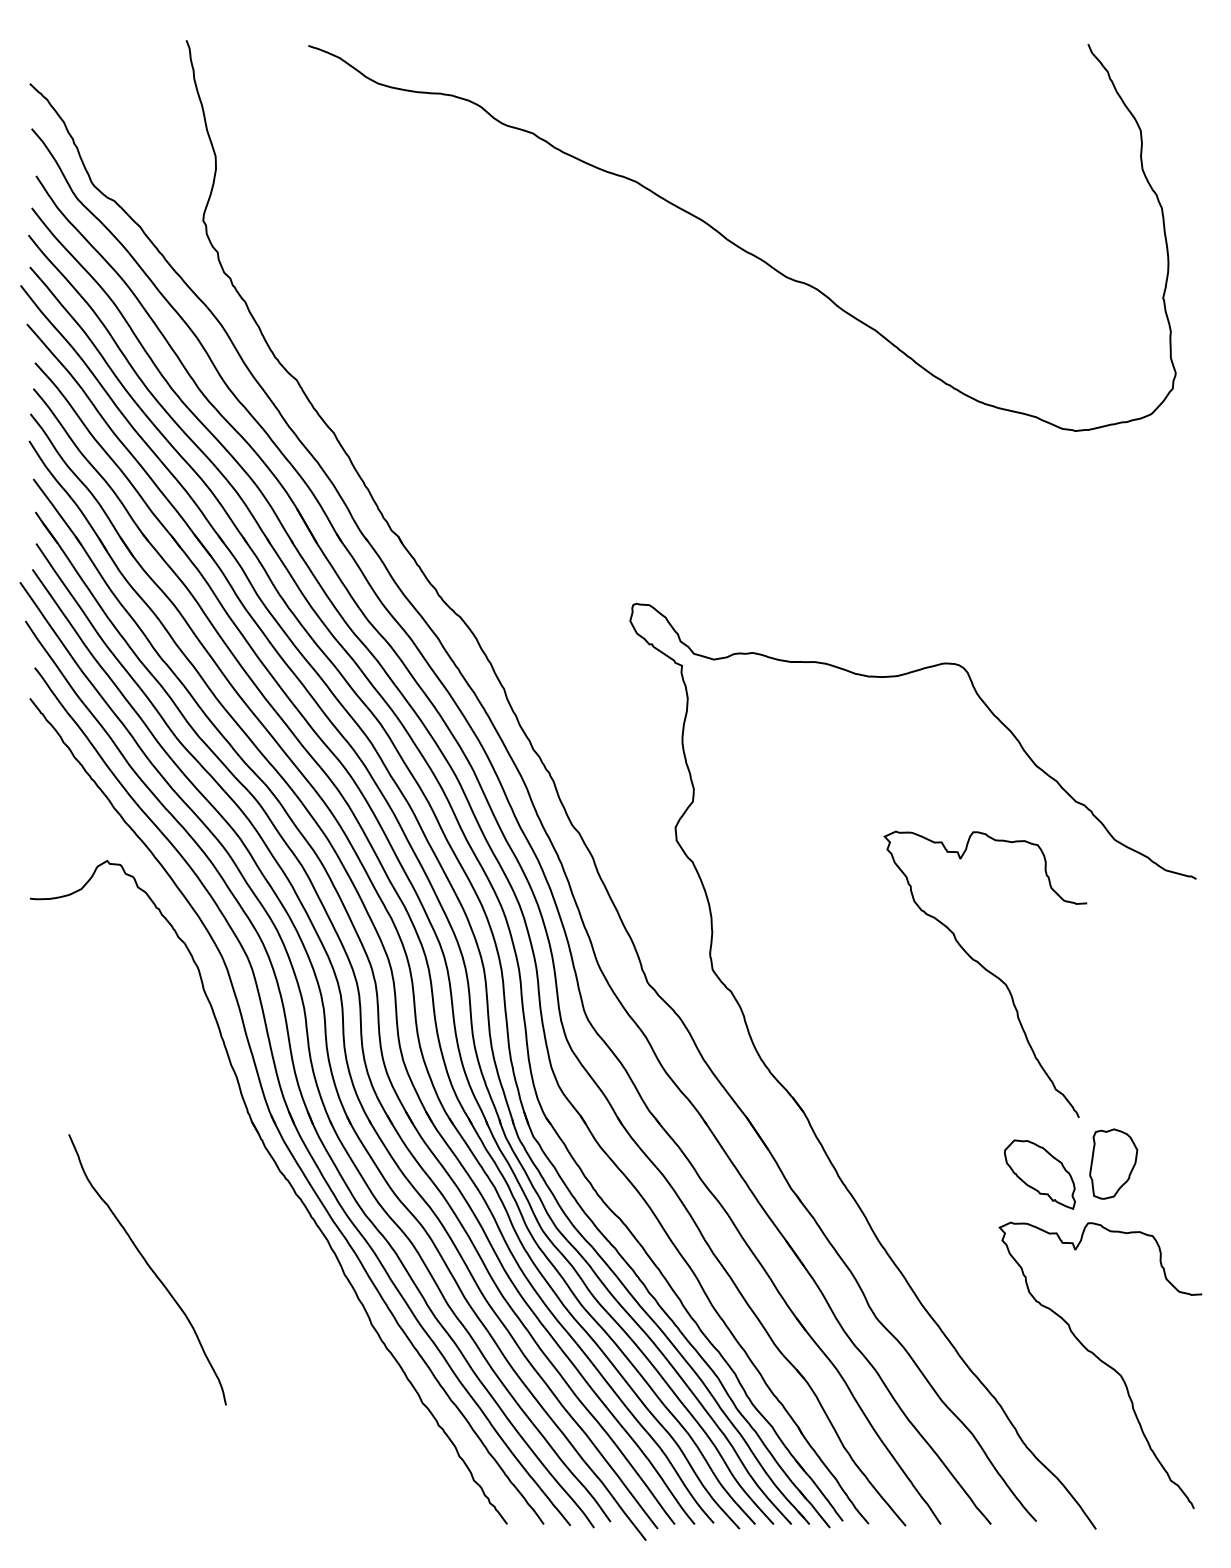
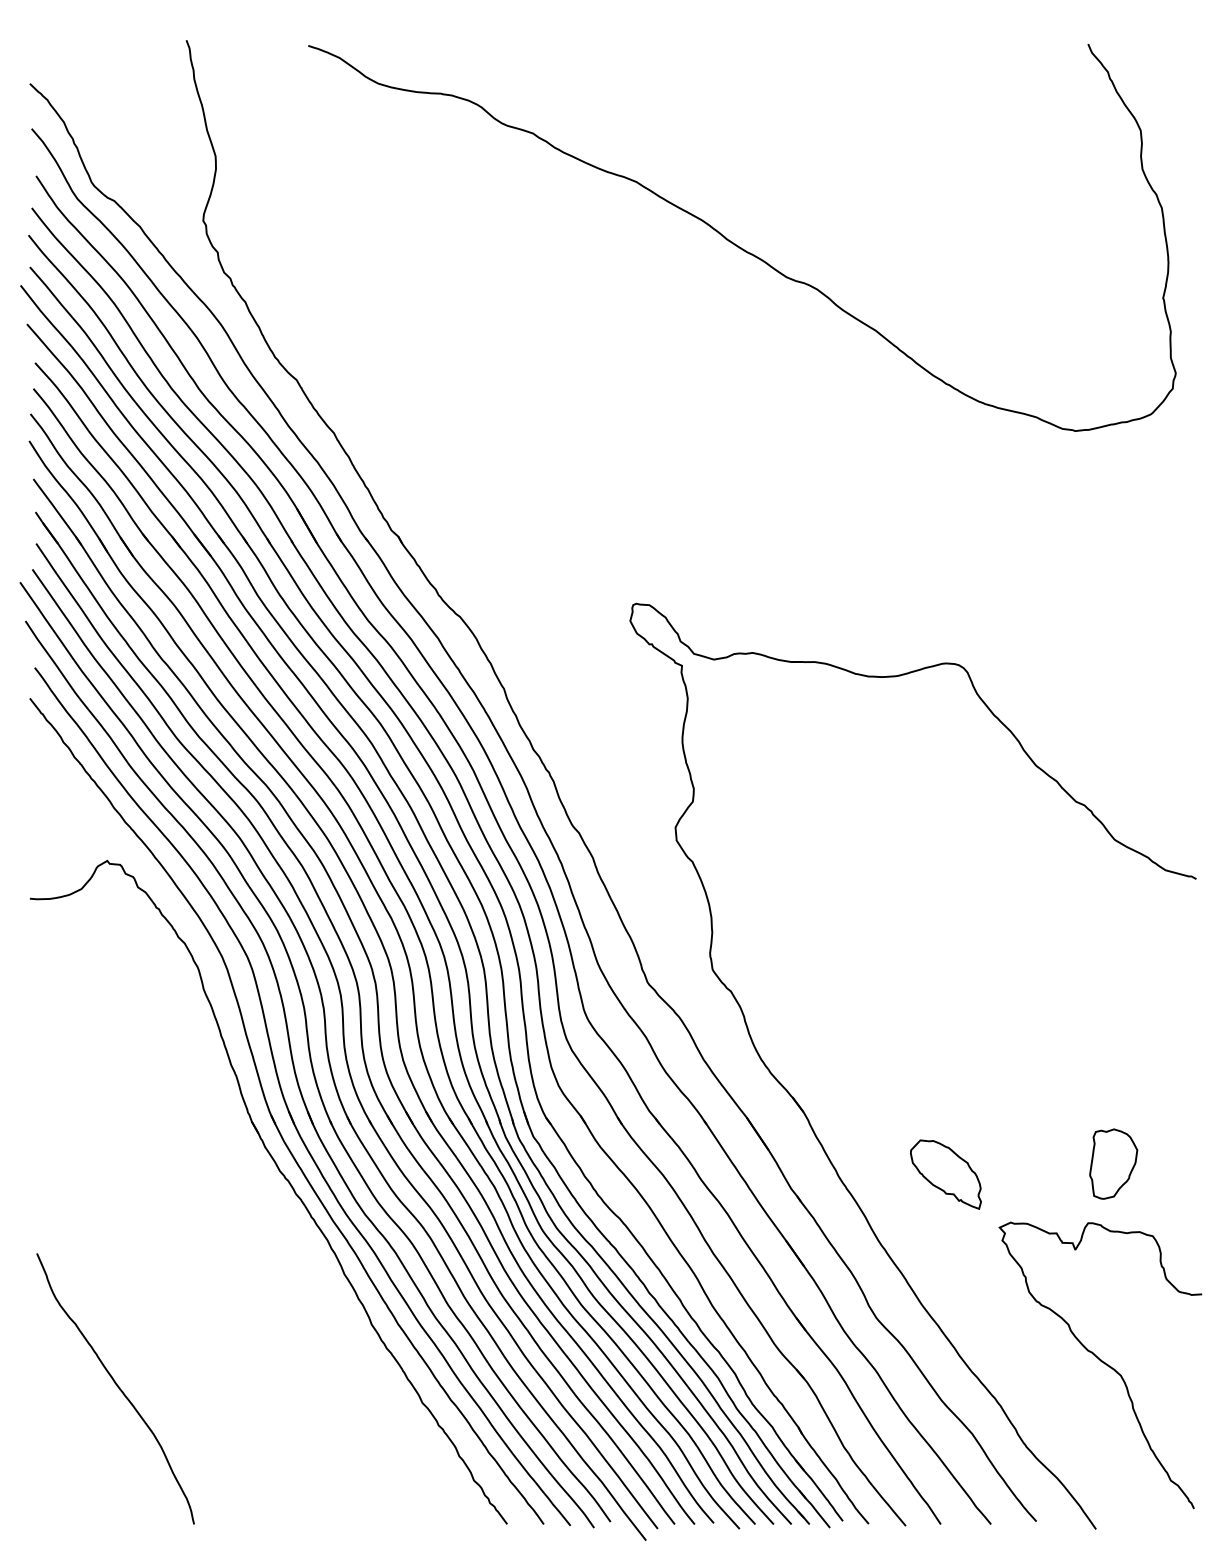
curve: present -> none (986, 971)
part position: (1039, 1174) -> (945, 1174) (945, 1174)
curve position: (148, 1267) -> (116, 1386) (116, 1386)
